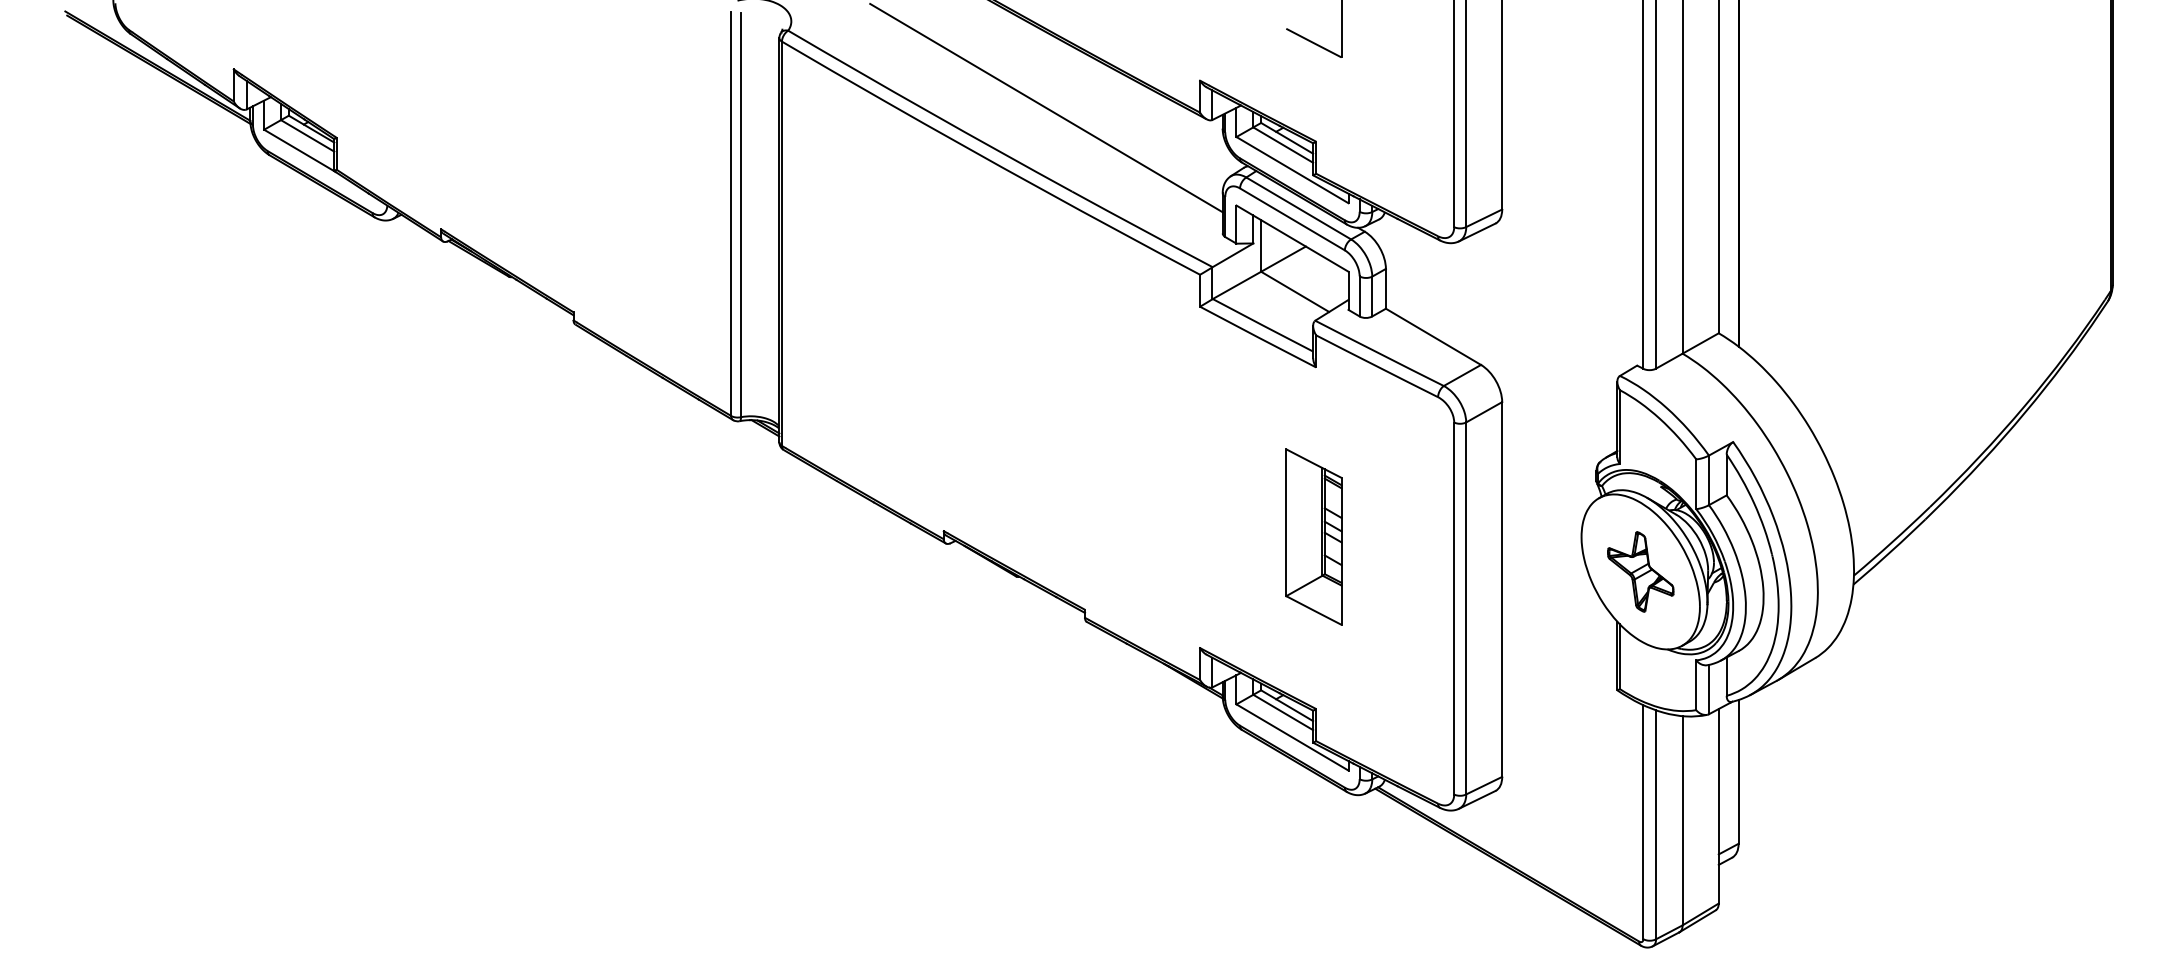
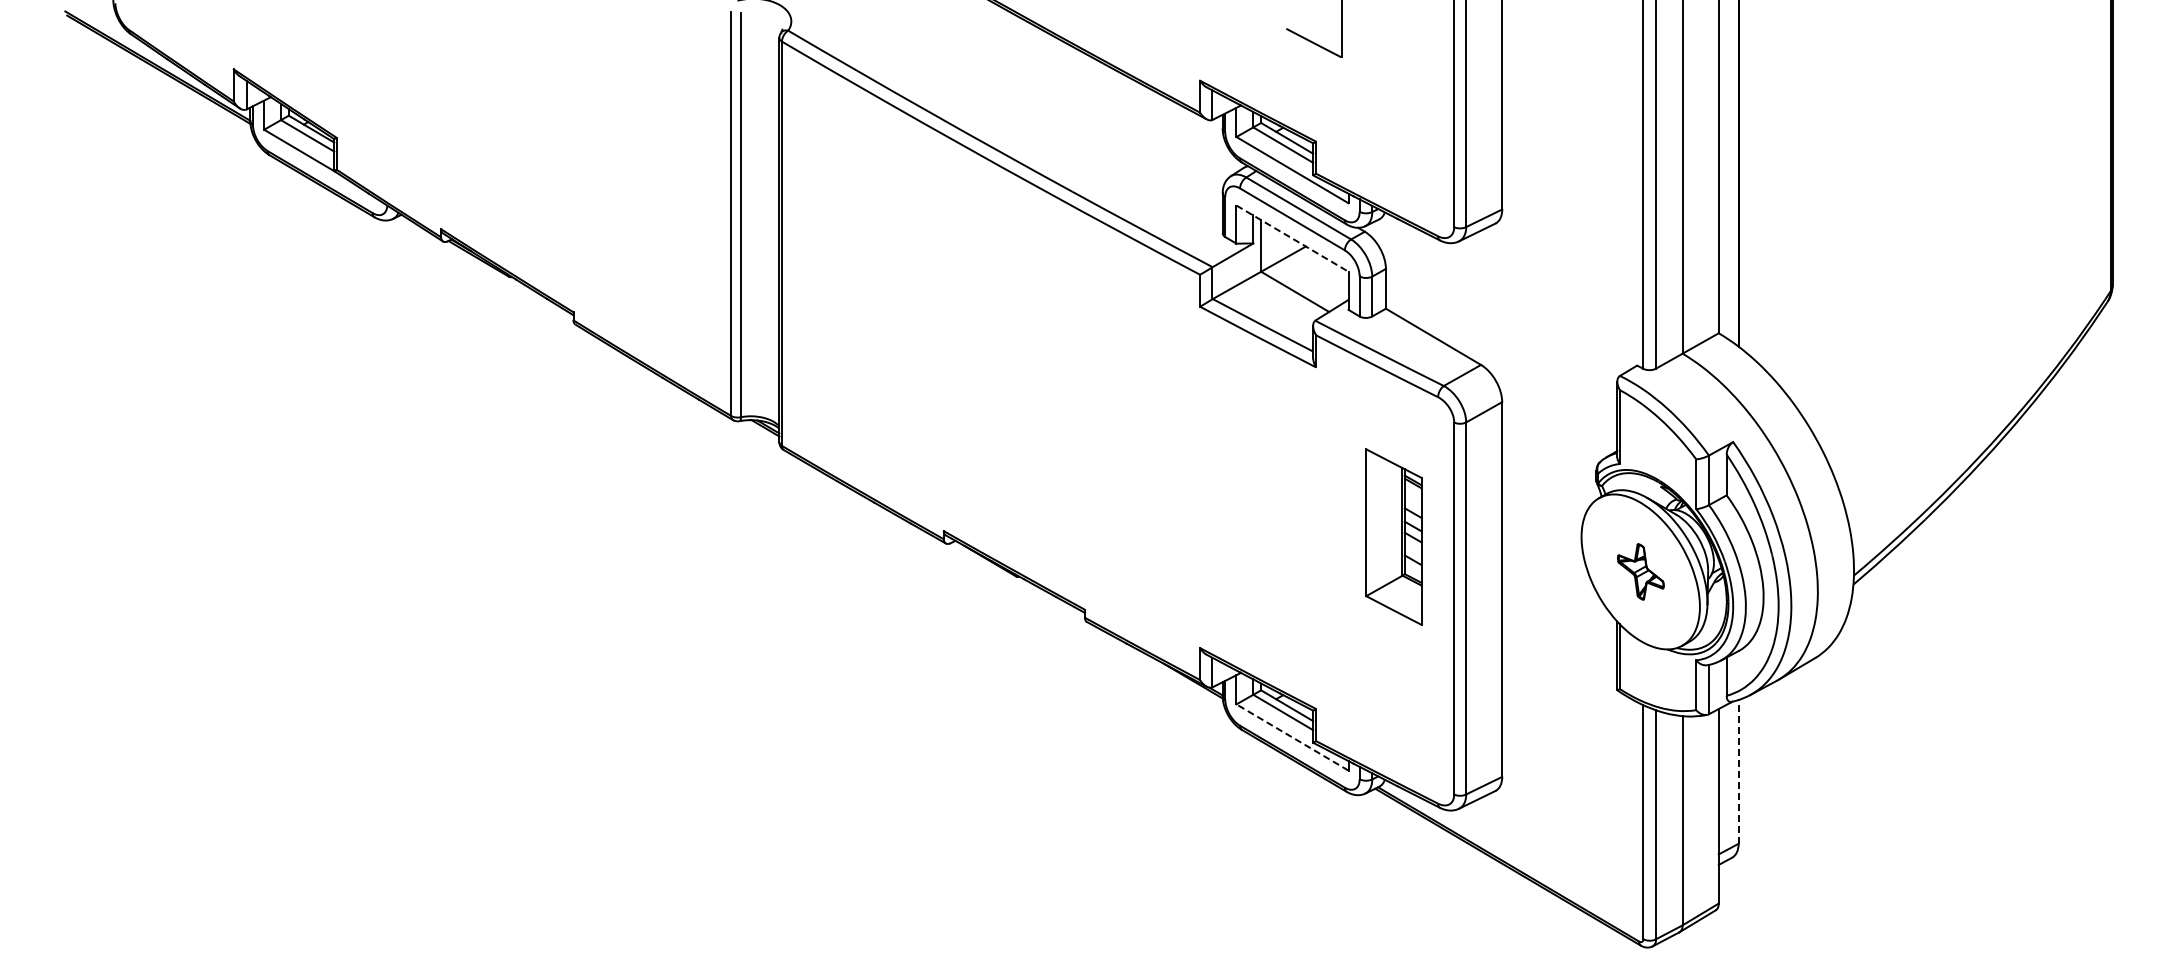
line: present -> none (1046, 107)
line: solid -> dashed (1292, 238)
part position: (1313, 536) -> (1393, 536) (1393, 536)
part size: 68x82 px -> 48x58 px (1640, 571)
line: solid -> dashed (1292, 737)
line: solid -> dashed (1738, 771)
